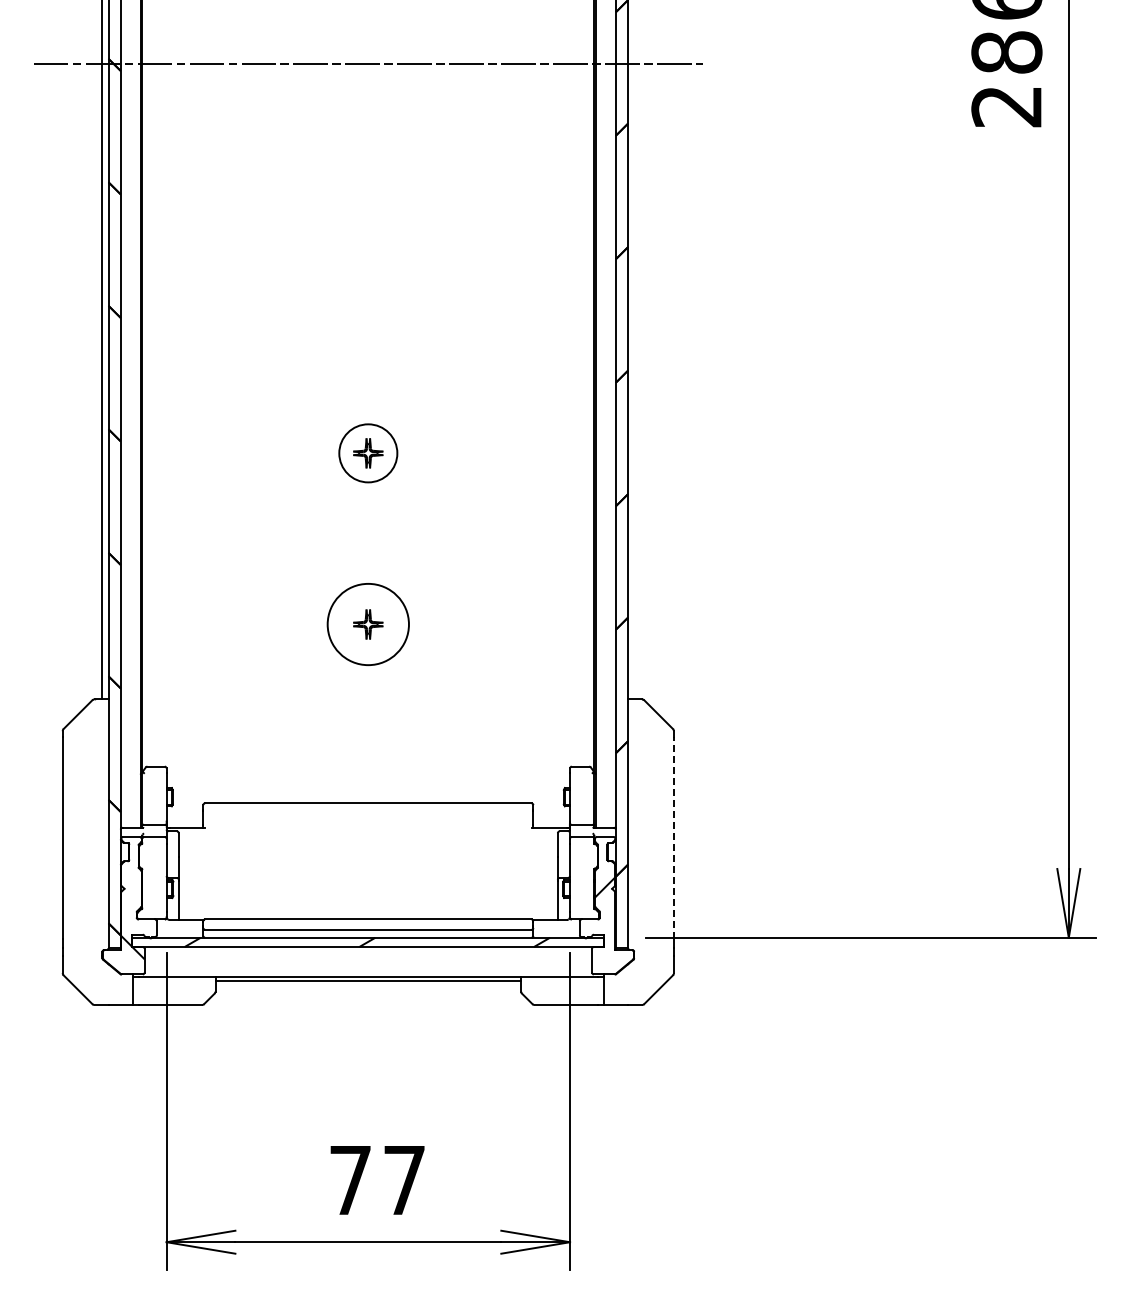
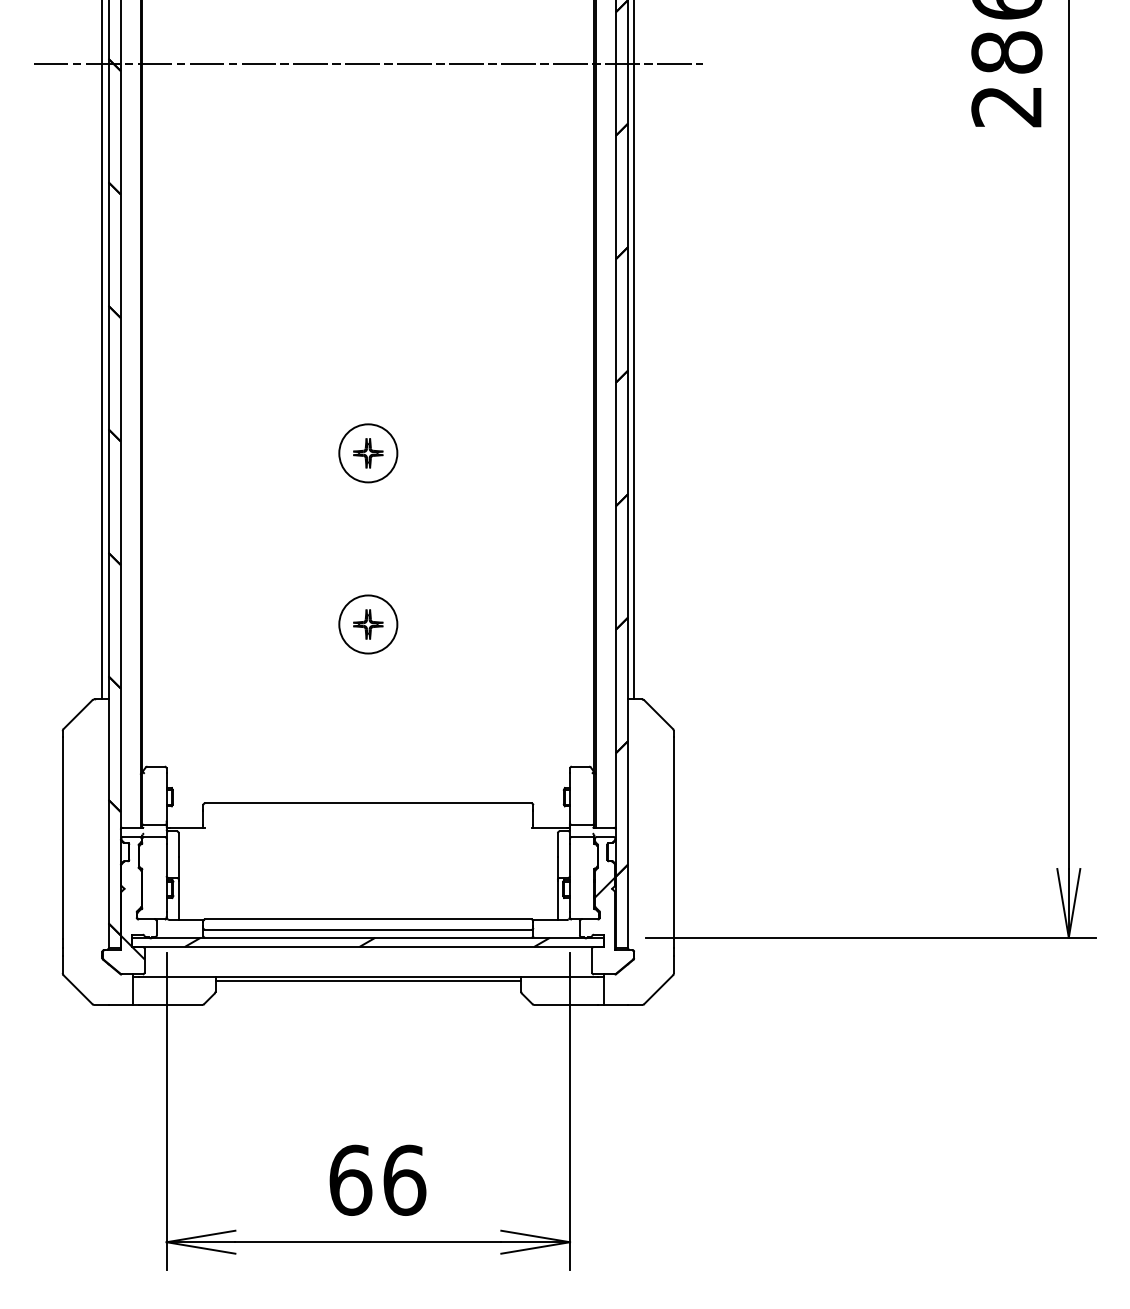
line: none -> present (634, 350)
circle diameter: 81 px -> 58 px (368, 624)
line: dashed -> solid (673, 838)
text: 77 -> 66 (377, 1179)
